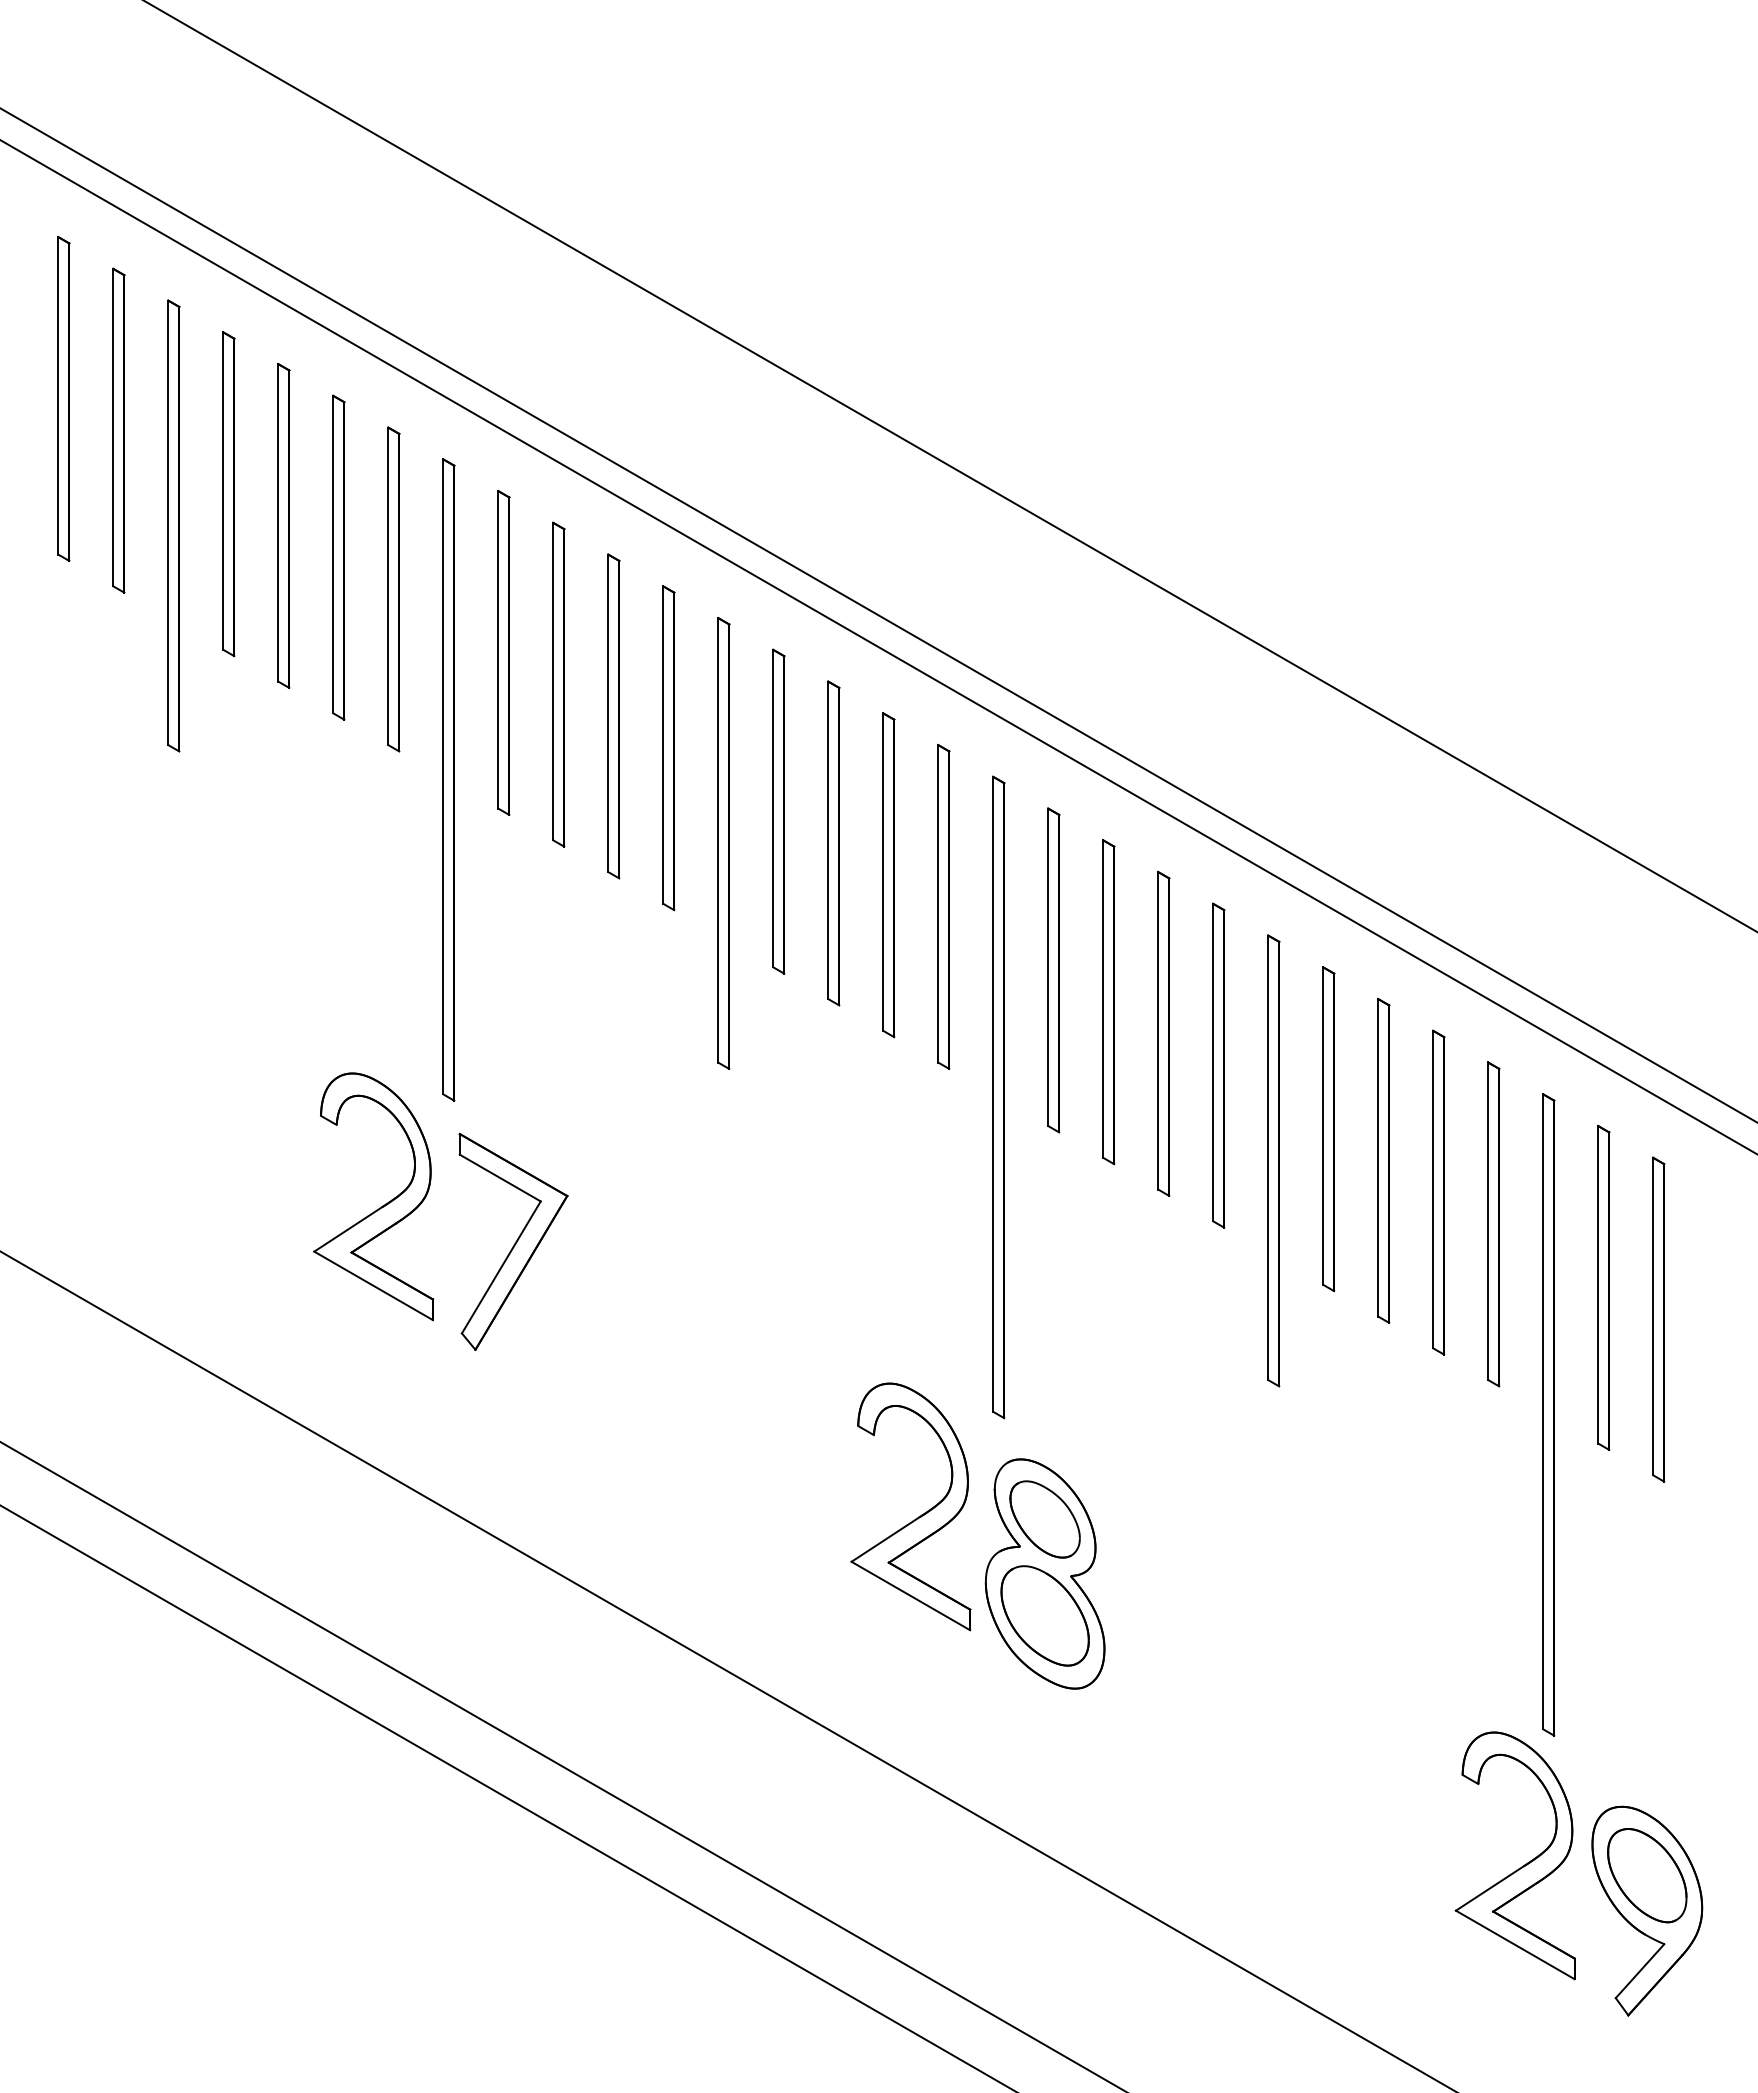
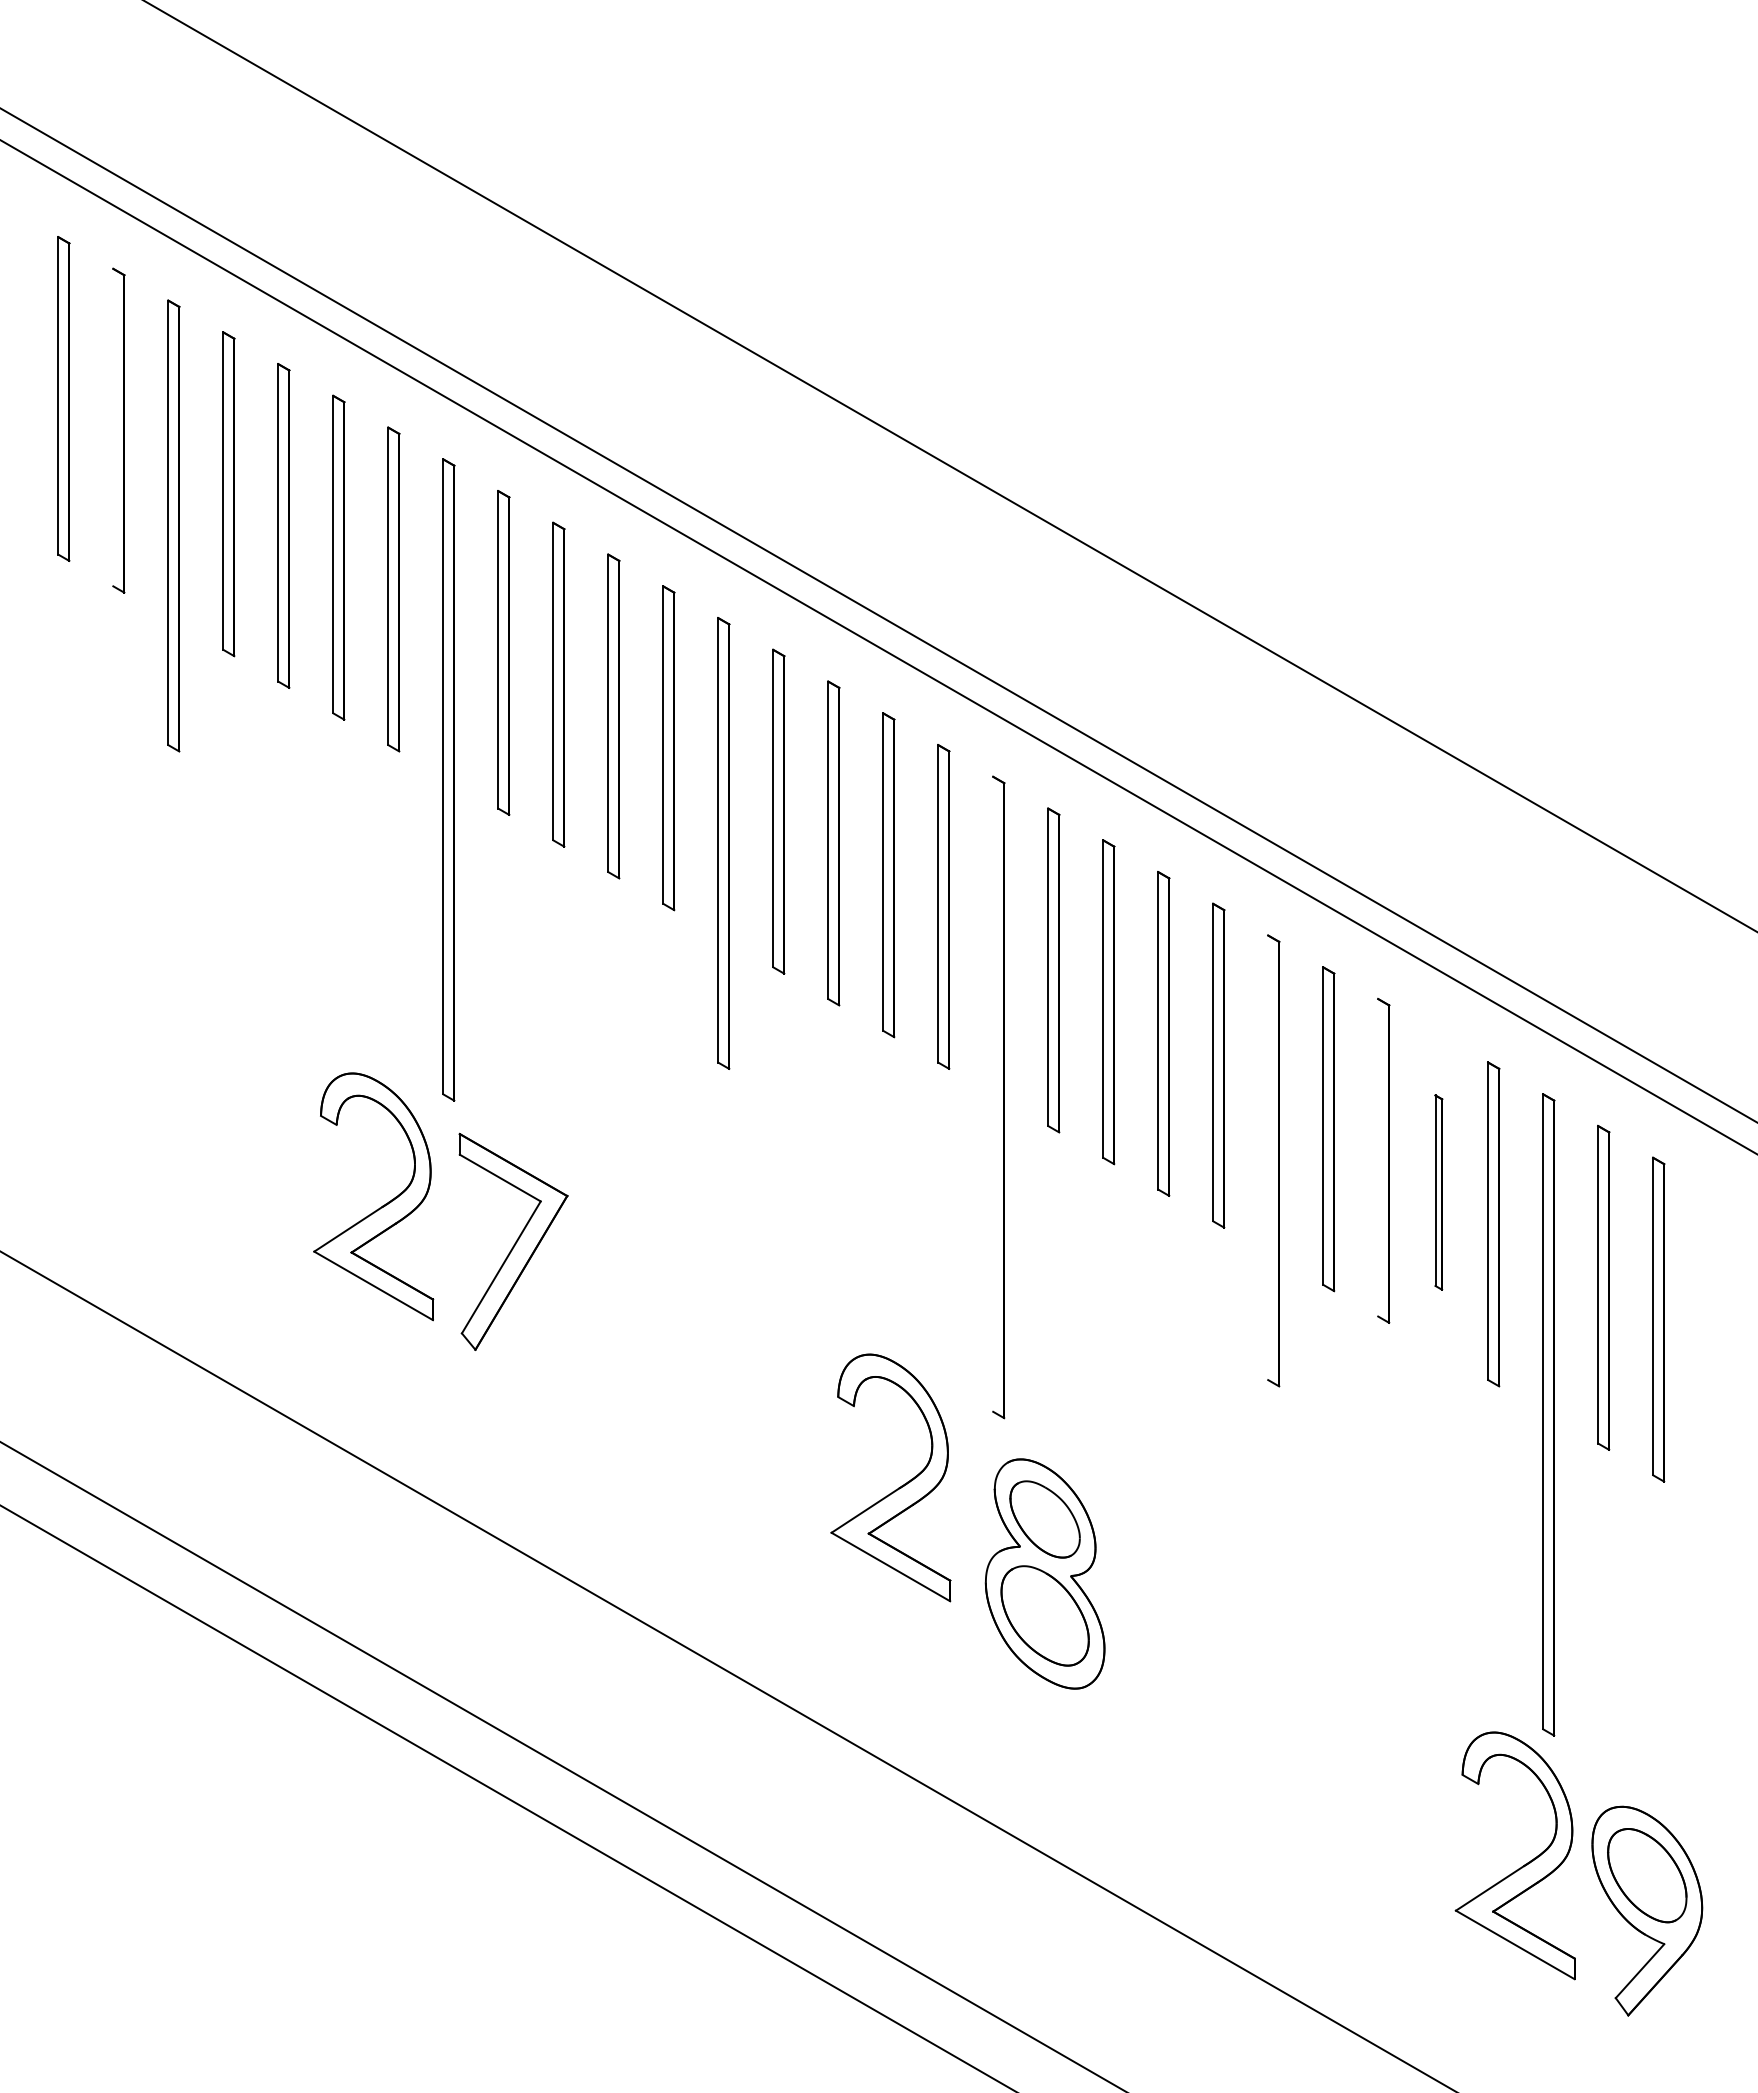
line: present -> none (113, 427)
line: present -> none (993, 1093)
line: present -> none (1268, 1157)
line: present -> none (1378, 1157)
part size: 14x327 px -> 10x197 px (1438, 1192)
part position: (918, 1516) -> (898, 1487) (898, 1487)
